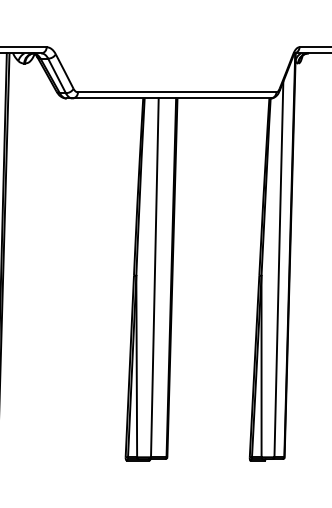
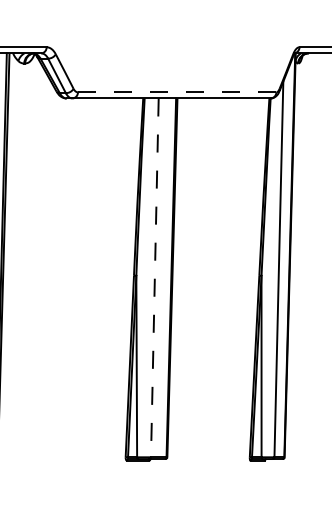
line: solid -> dashed (177, 92)
line: solid -> dashed (154, 278)
